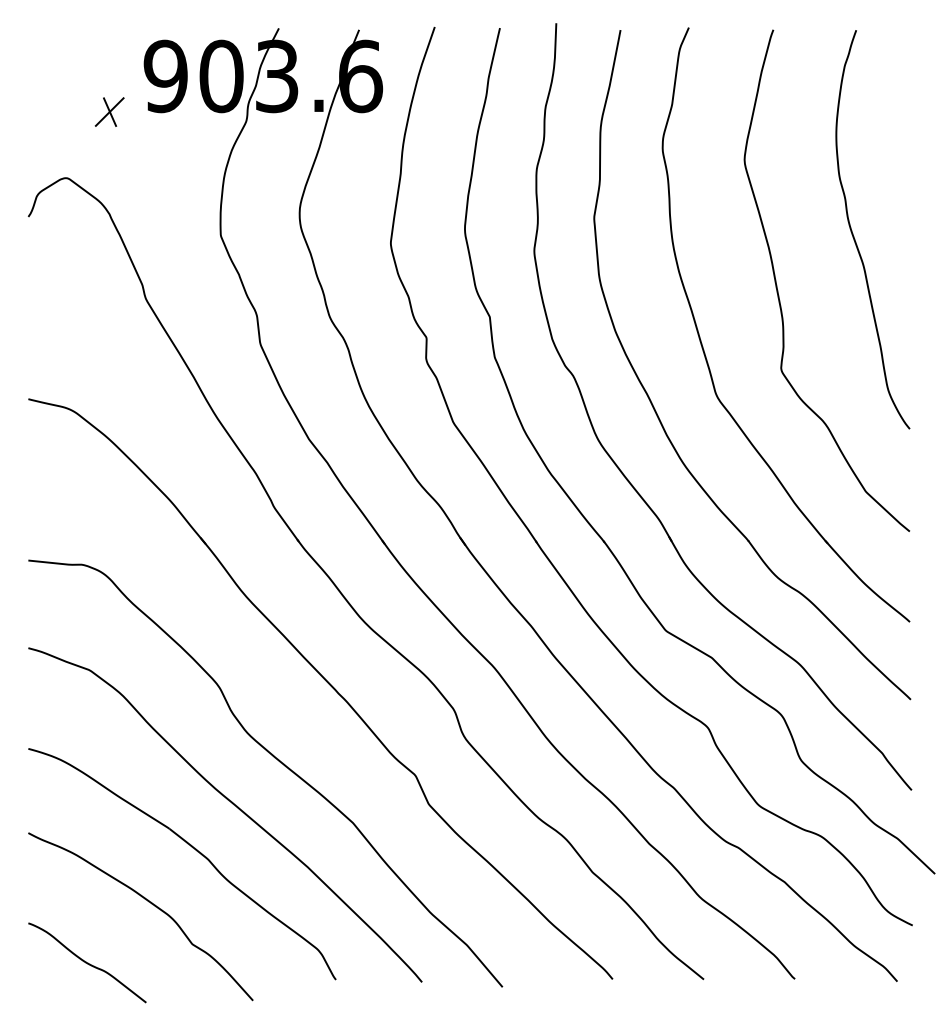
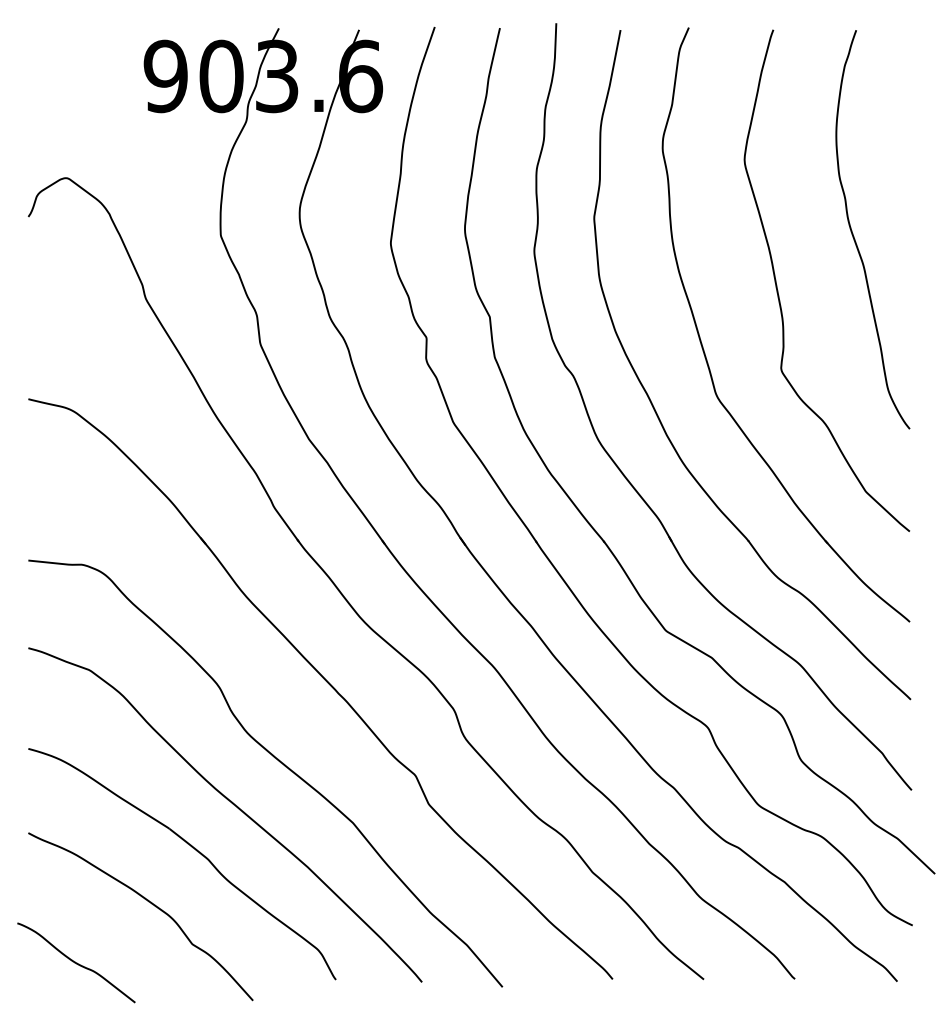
part: present -> none (109, 111)
curve position: (87, 962) -> (76, 962) (76, 962)
